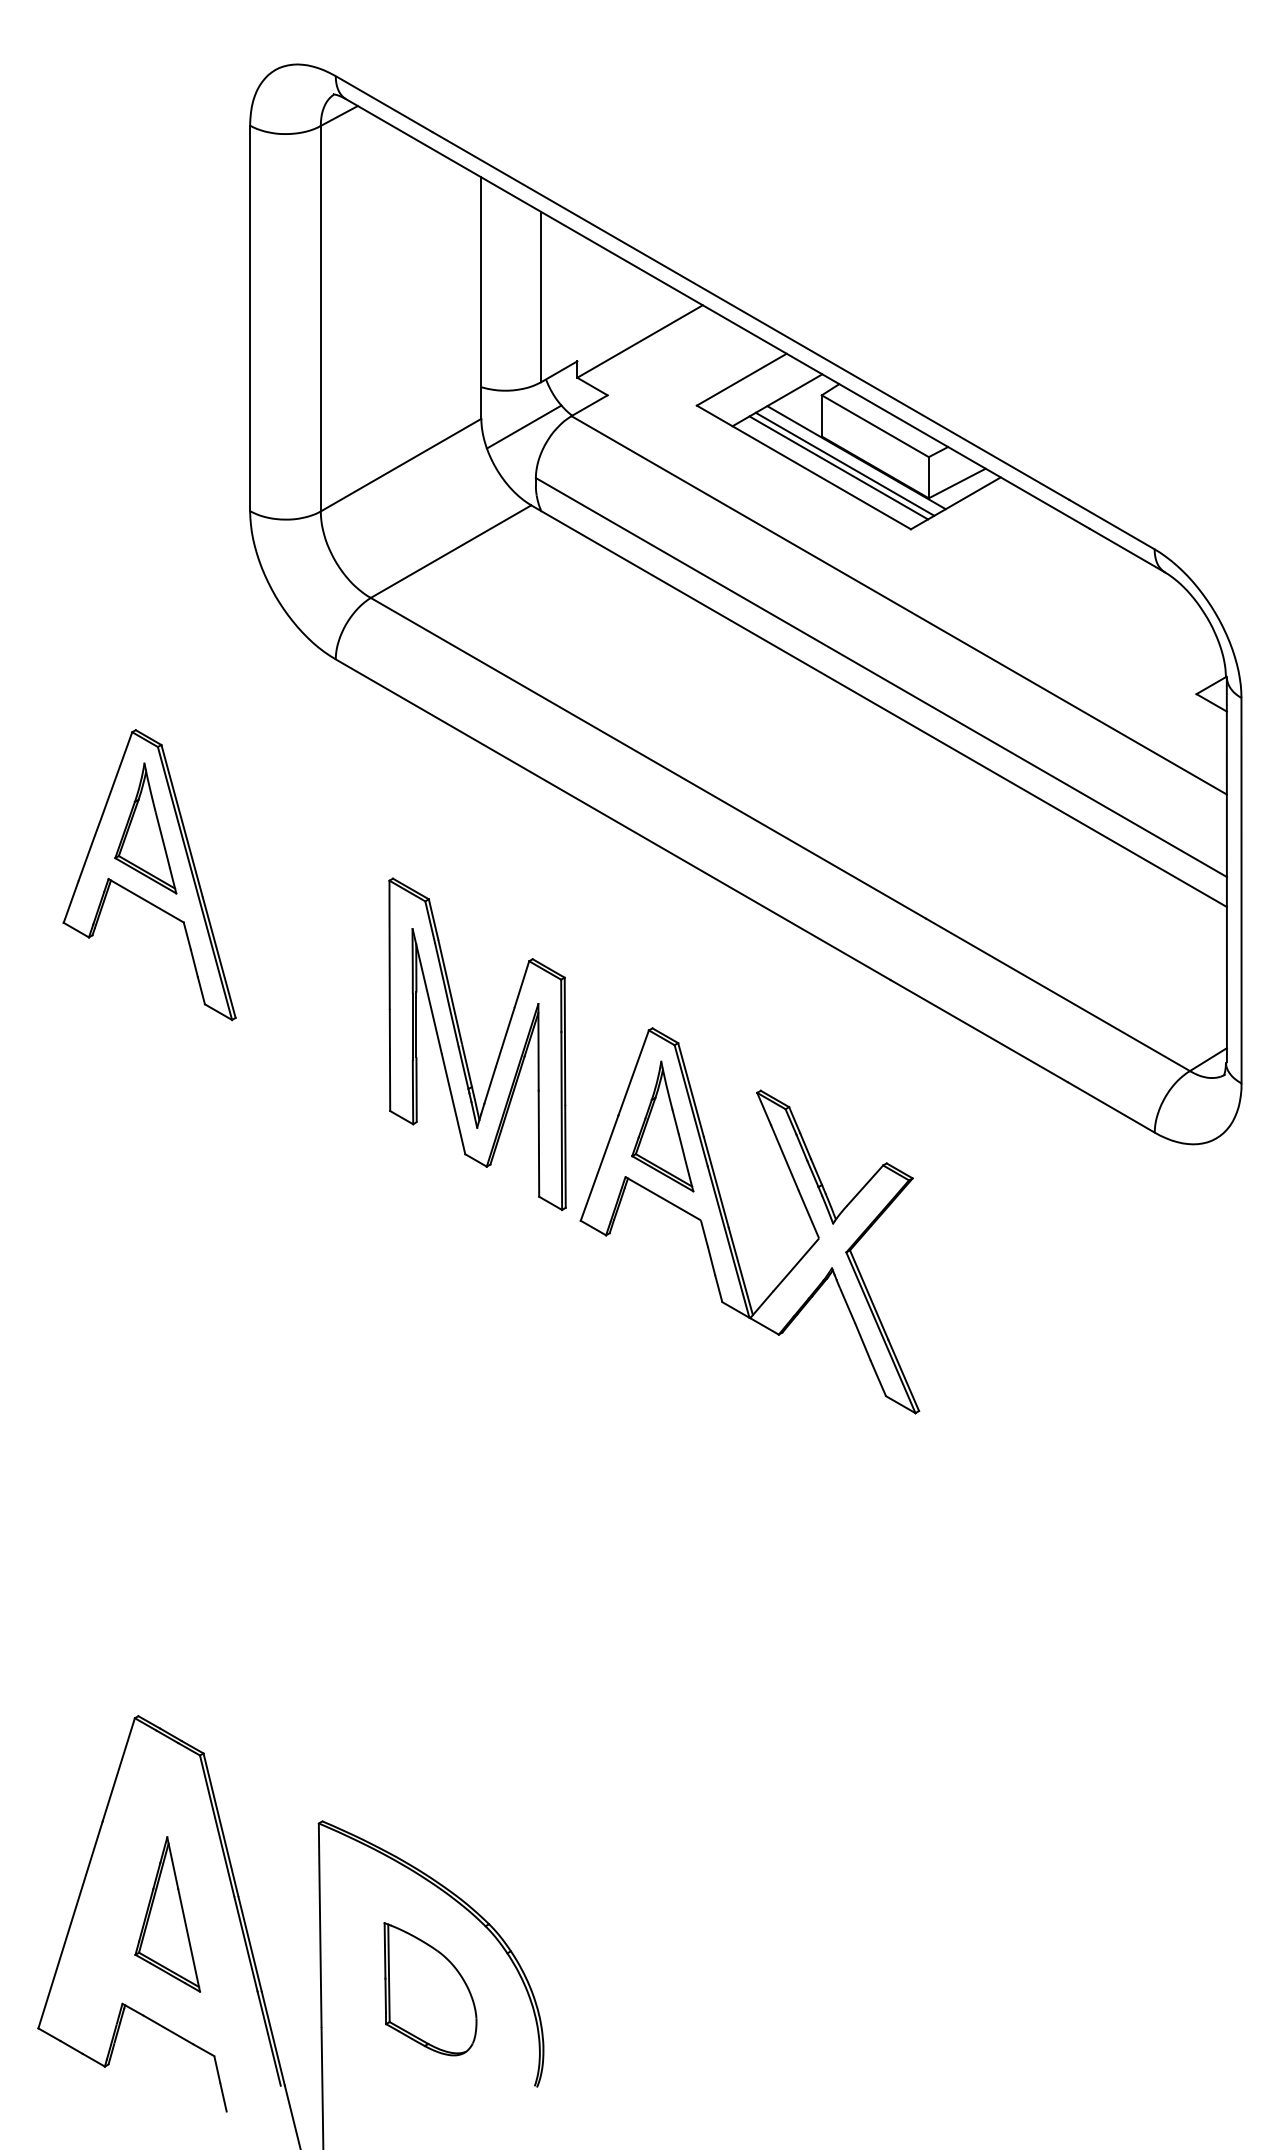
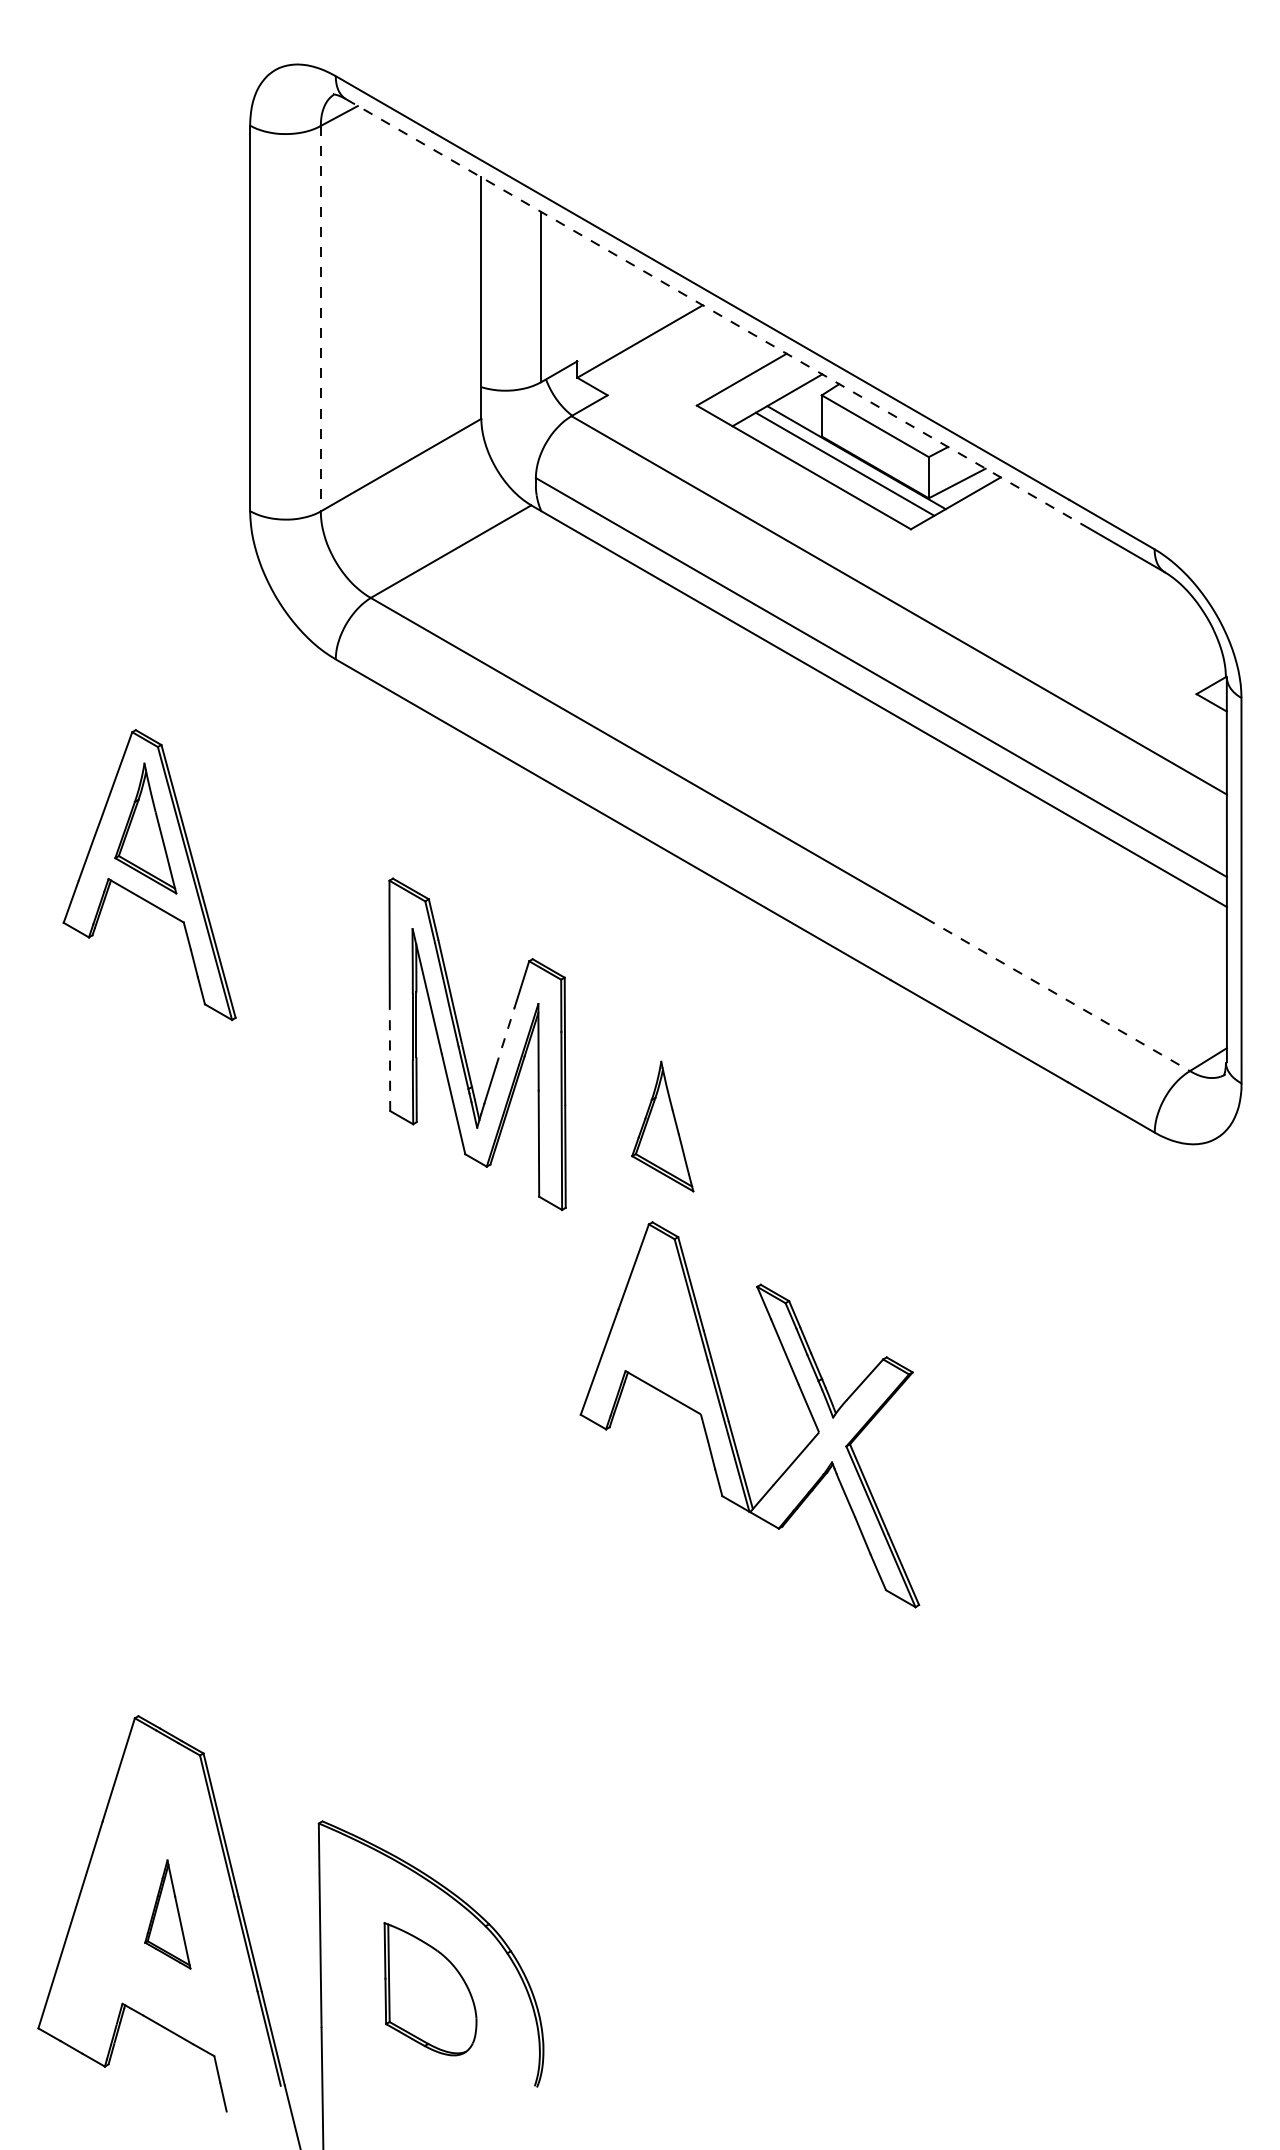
line: solid -> dashed (718, 314)
line: solid -> dashed (320, 318)
line: present -> none (523, 426)
line: present -> none (838, 467)
line: solid -> dashed (1058, 995)
line: solid -> dashed (505, 1037)
line: solid -> dashed (390, 1060)
part position: (729, 1225) -> (729, 1419) (729, 1419)
part size: 68x157 px -> 48x111 px (167, 1914)
